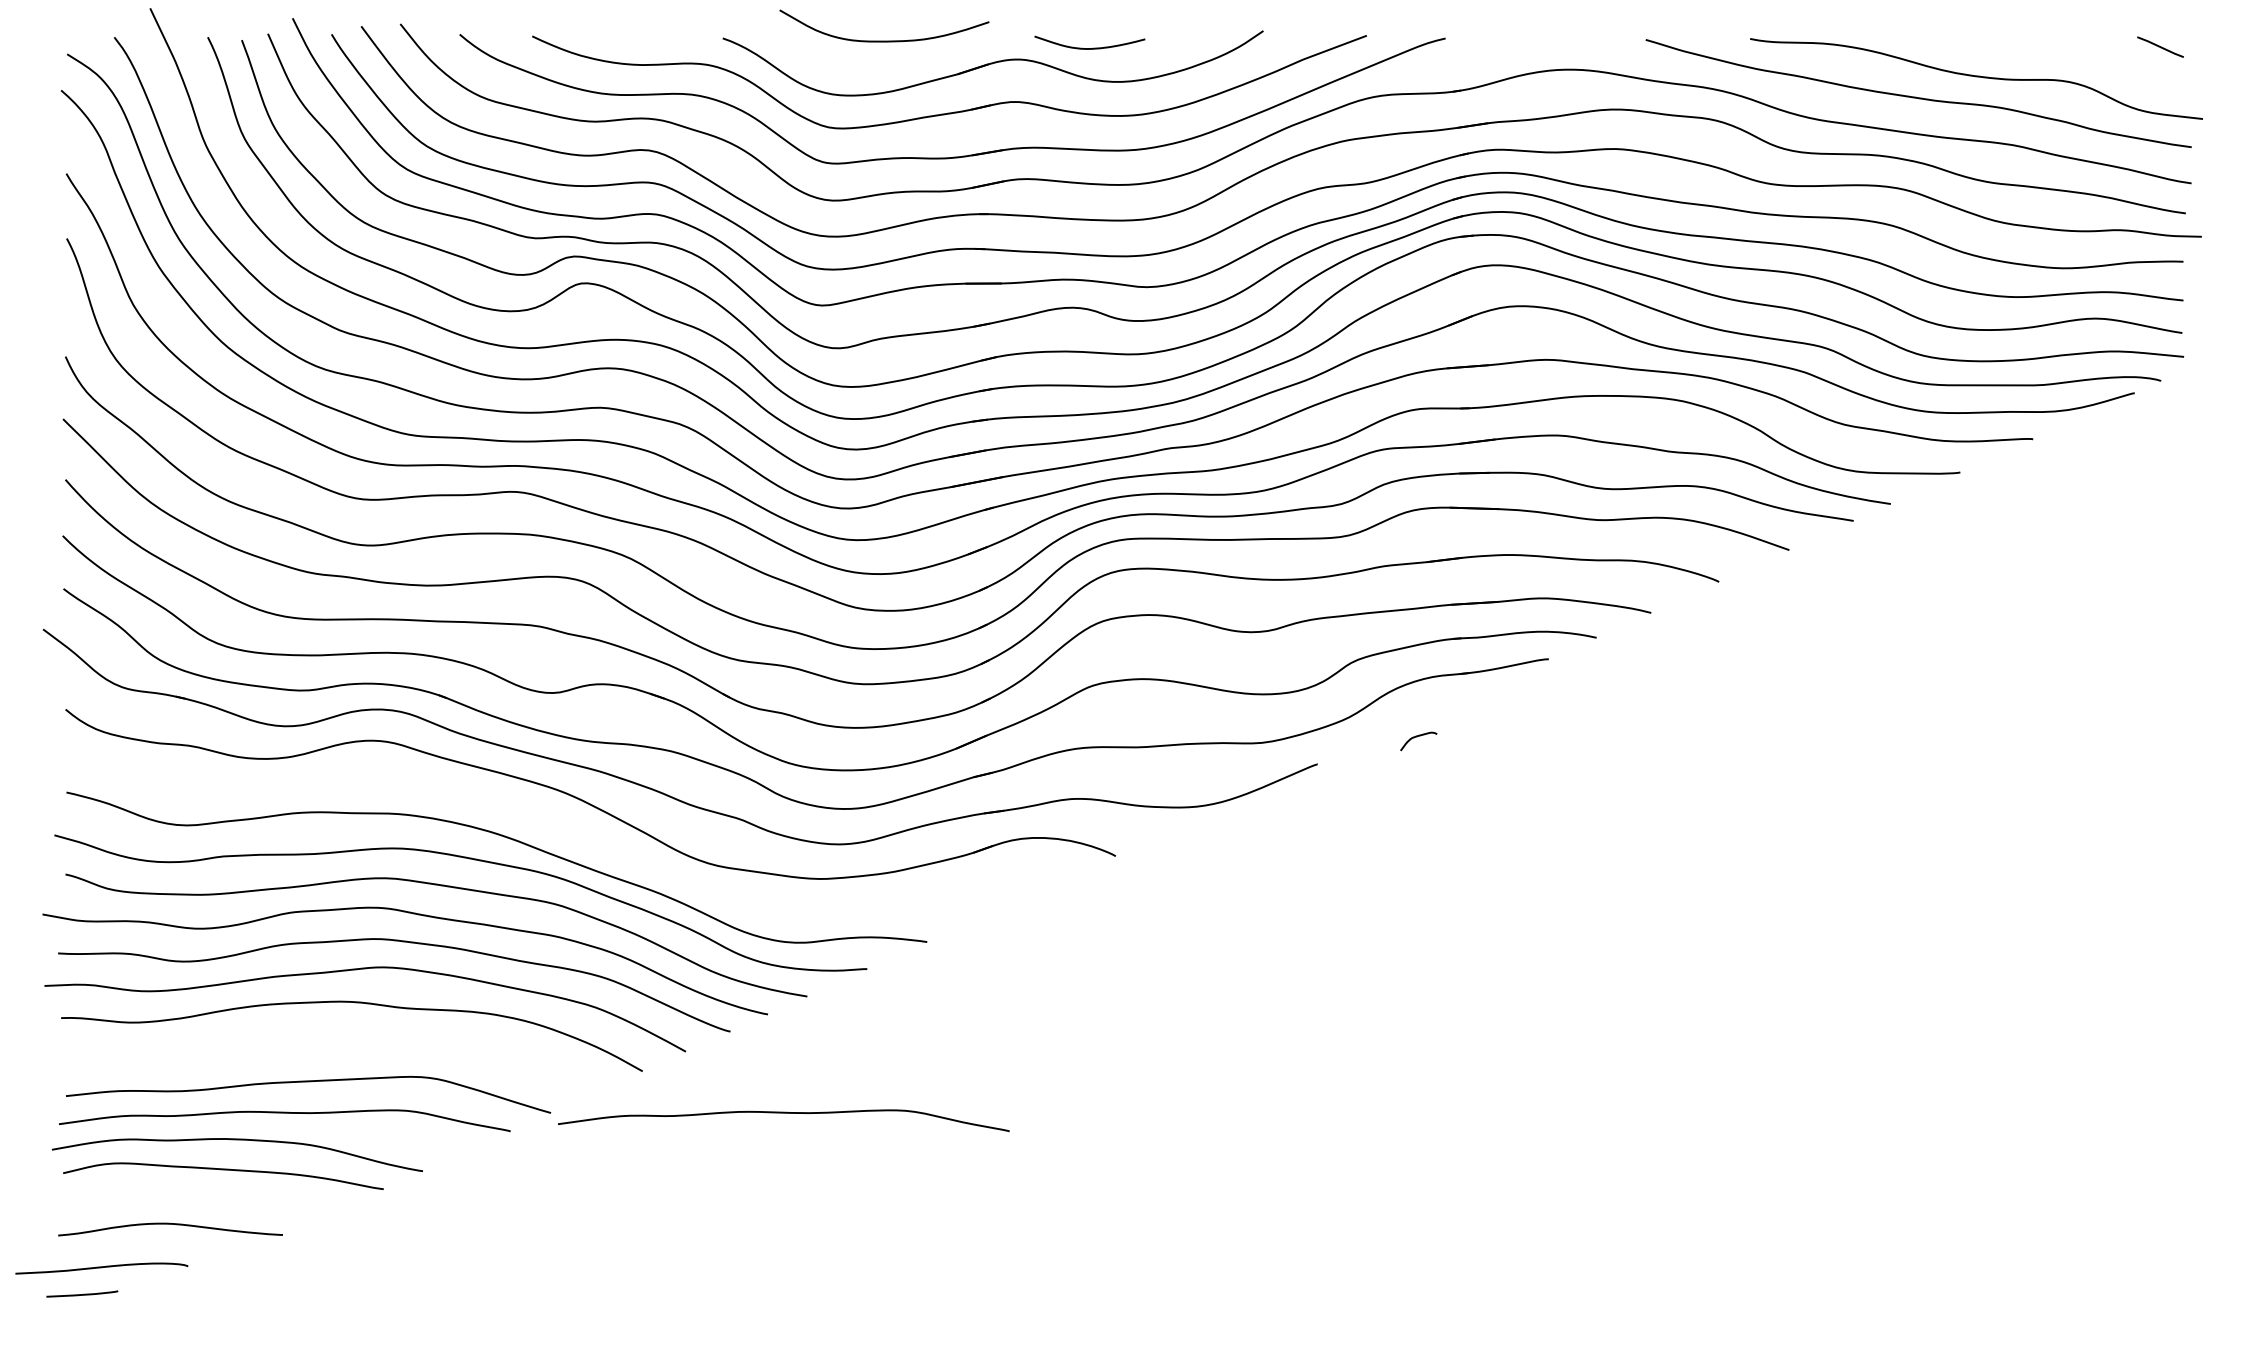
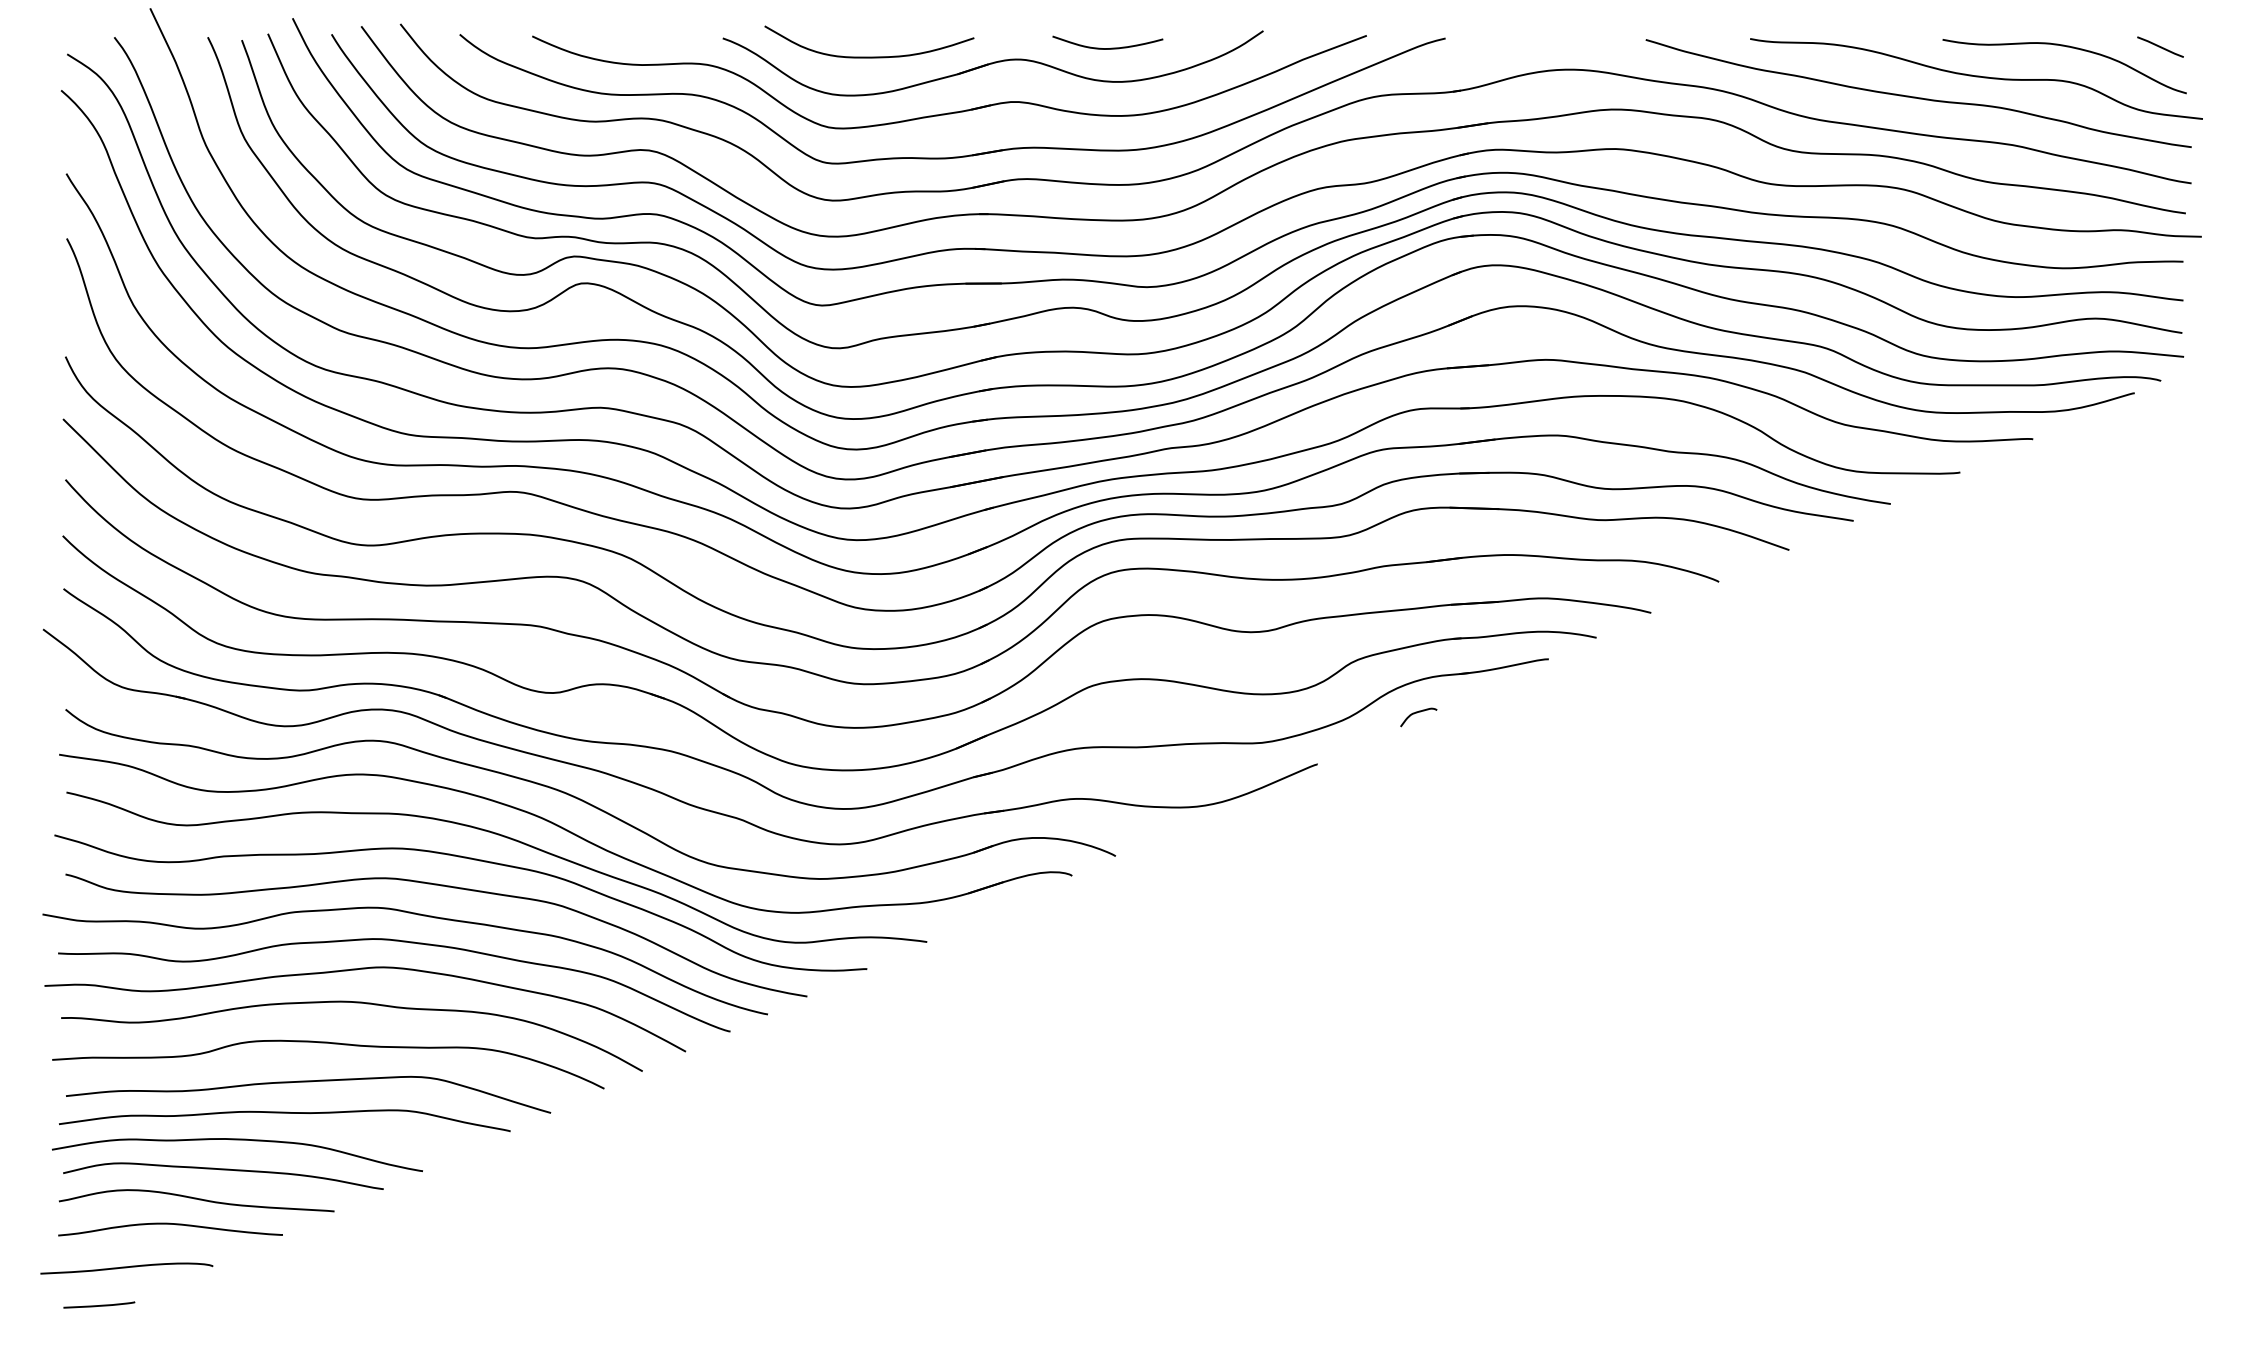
curve position: (884, 40) -> (869, 56) (869, 56)
curve: none -> present (2066, 47)
curve position: (1089, 48) -> (1107, 48) (1107, 48)
curve position: (1417, 737) -> (1417, 713) (1417, 713)
part: none -> present (565, 833)
curve: none -> present (332, 1044)
curve: present -> none (783, 1113)
curve: none -> present (196, 1199)
curve position: (101, 1268) -> (126, 1268) (126, 1268)
line position: (83, 1293) -> (100, 1304) (100, 1304)
